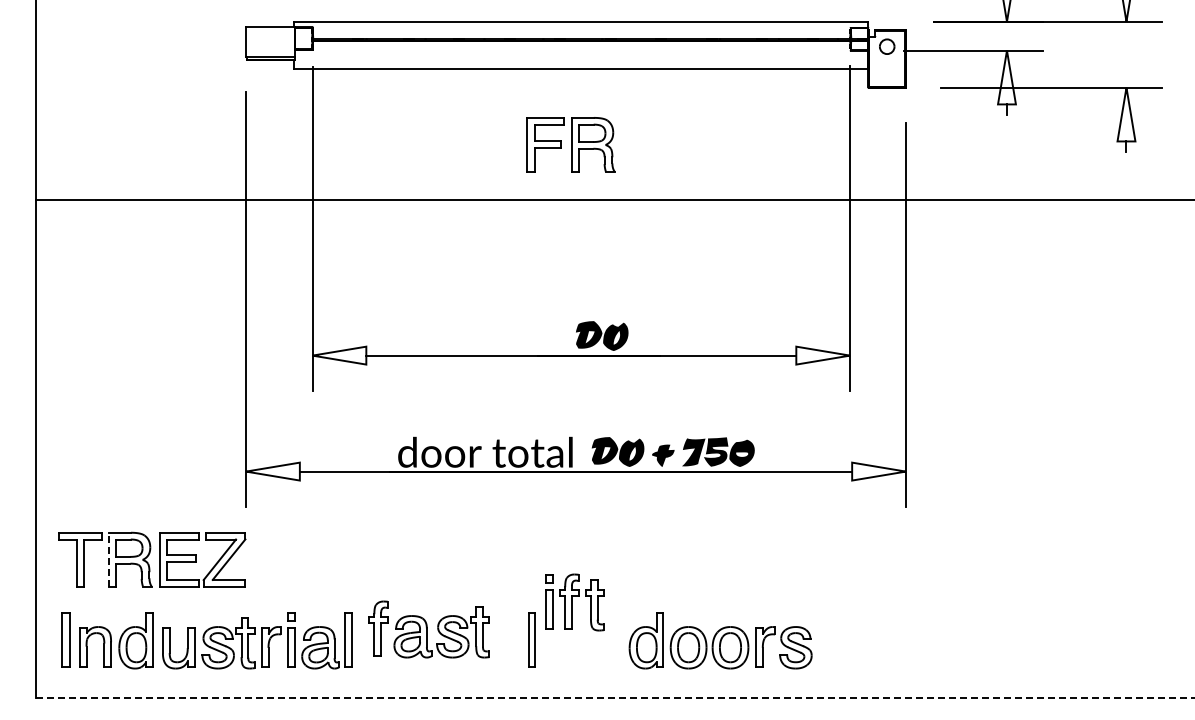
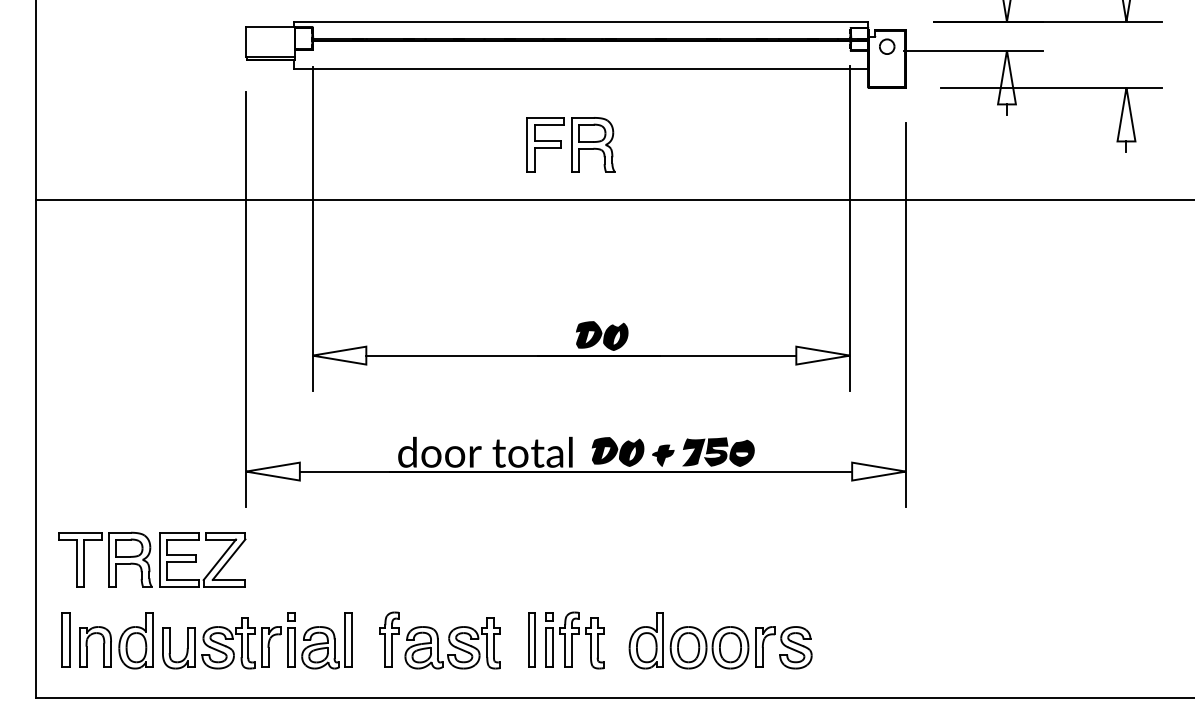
line: dashed -> solid (108, 559)
part position: (574, 602) -> (574, 640) (574, 640)
part position: (428, 629) -> (439, 640) (439, 640)
line: dashed -> solid (615, 698)
